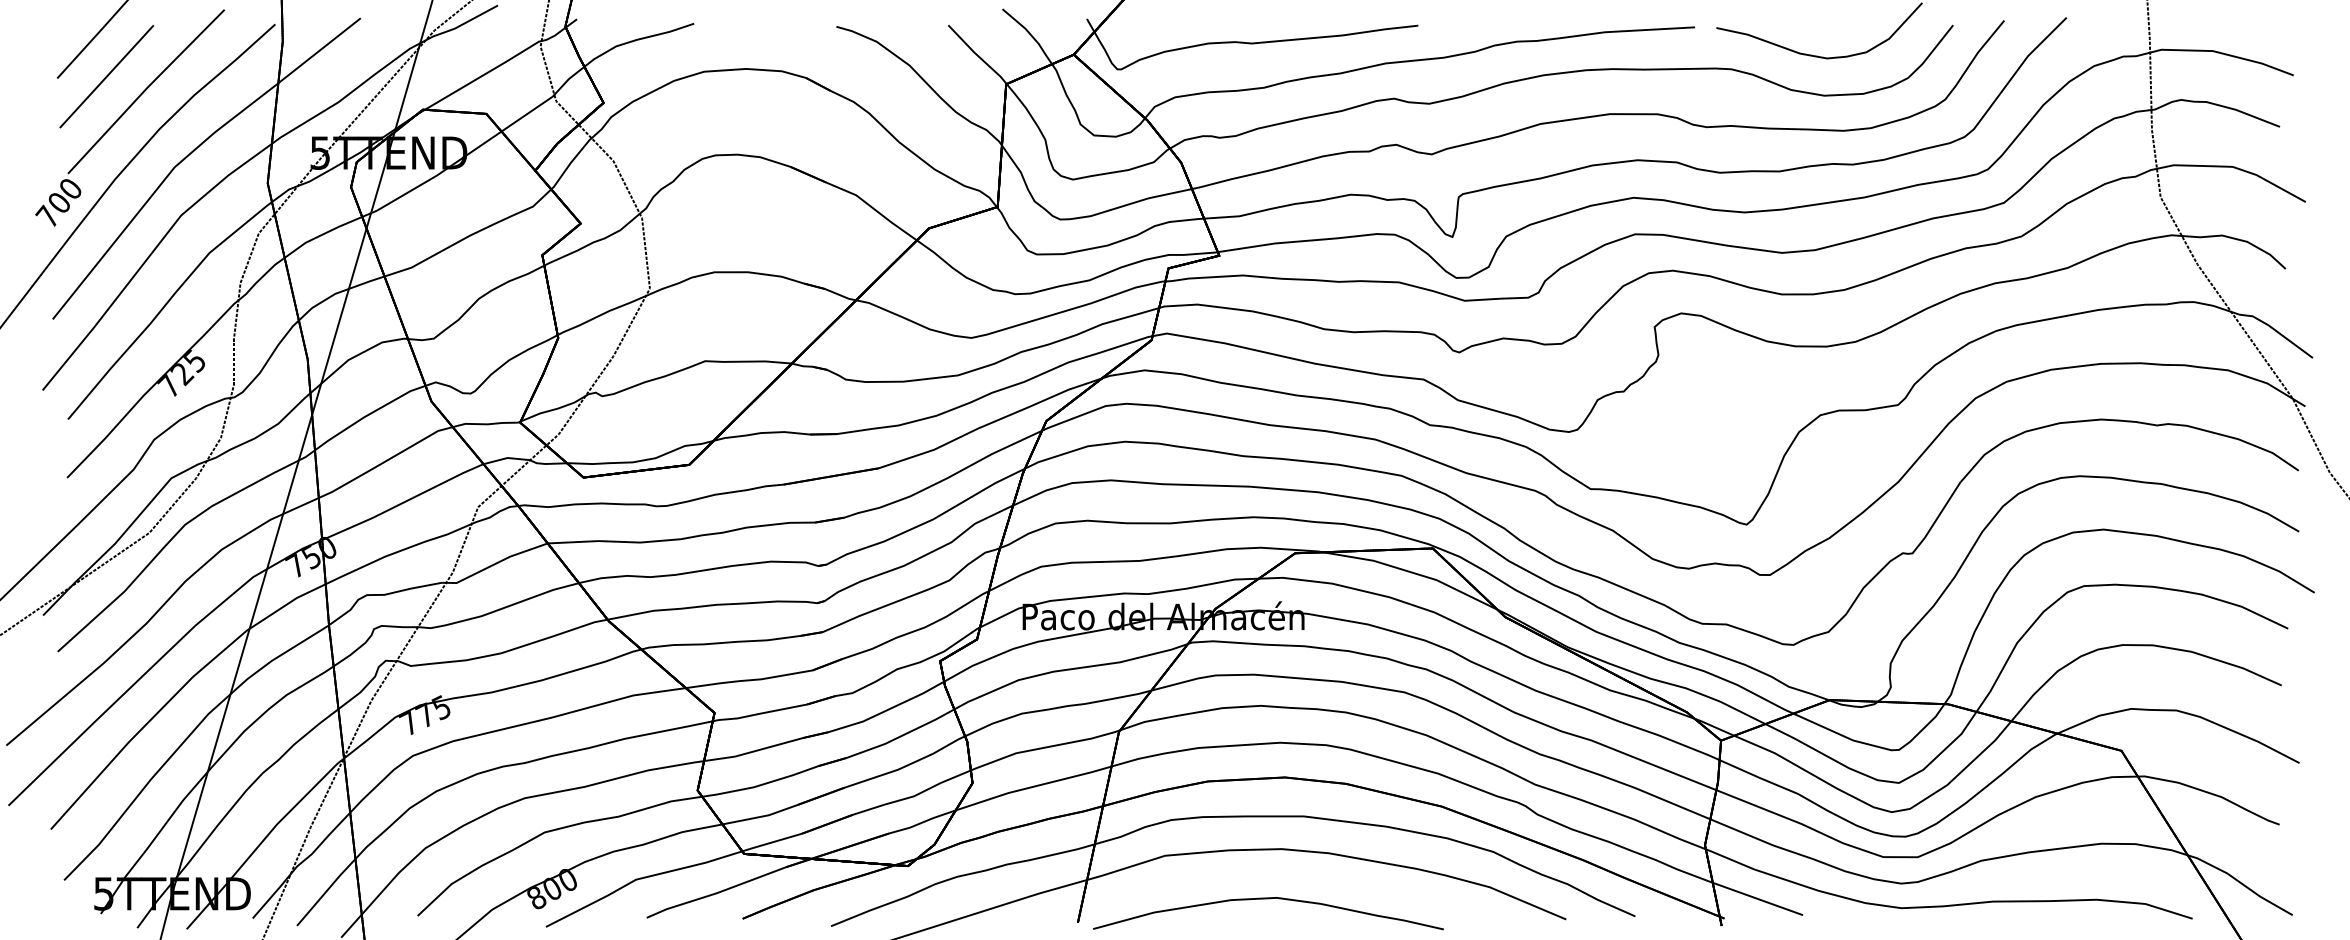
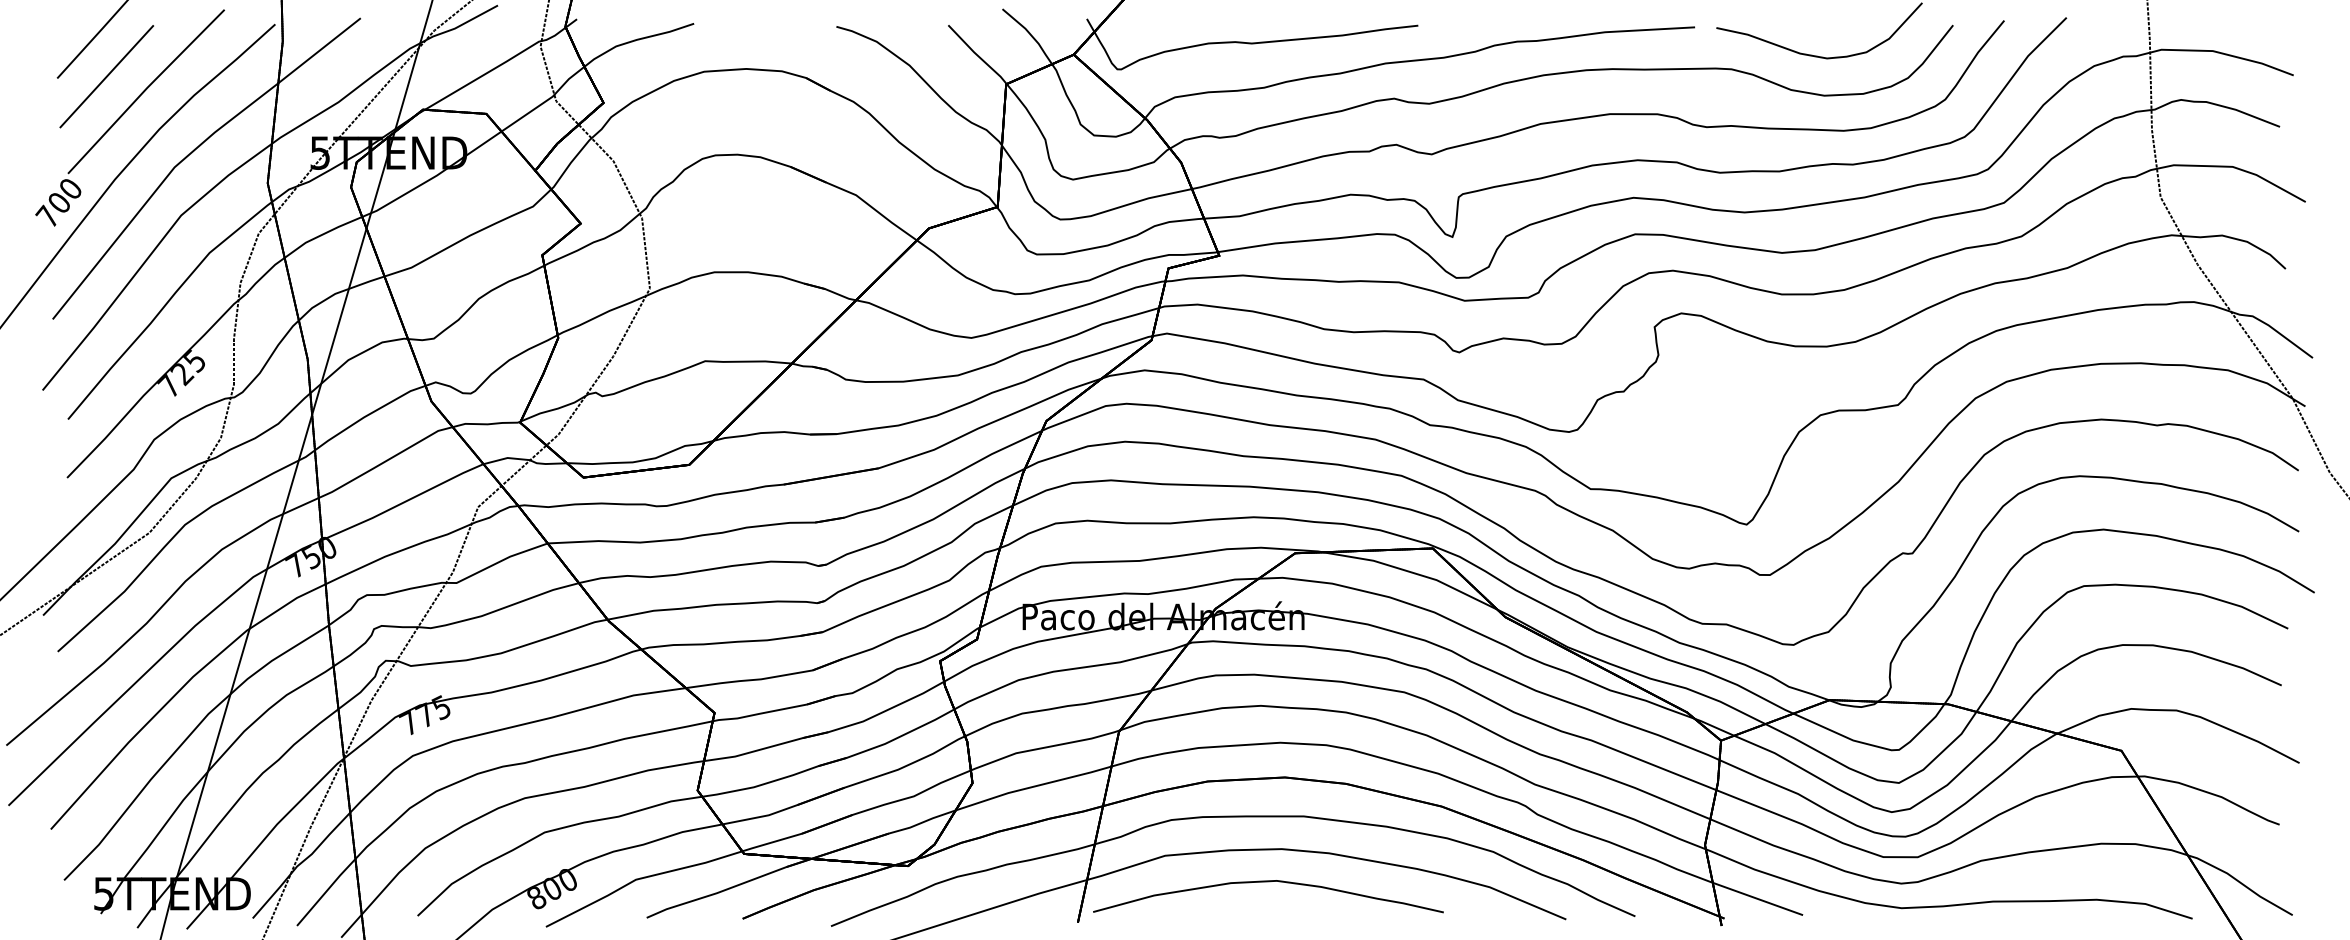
part position: (1268, 899) -> (1268, 882) (1268, 882)
